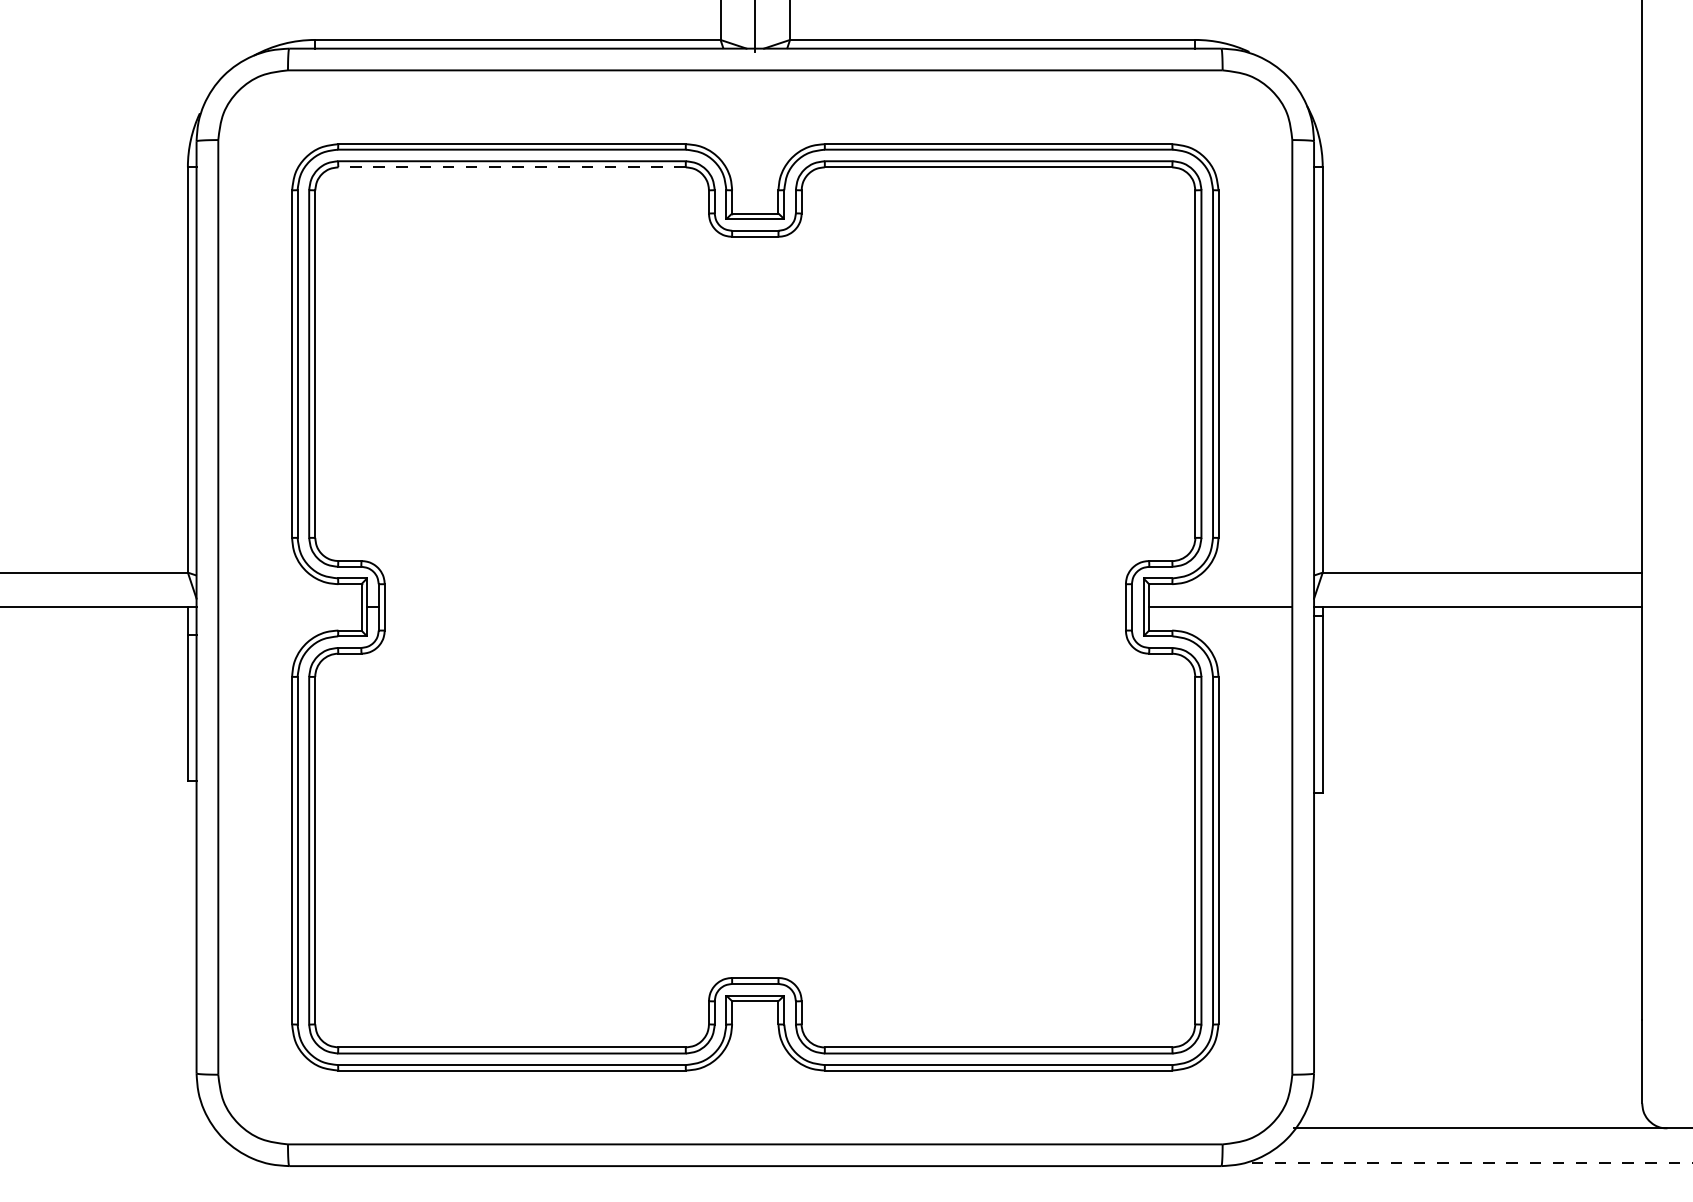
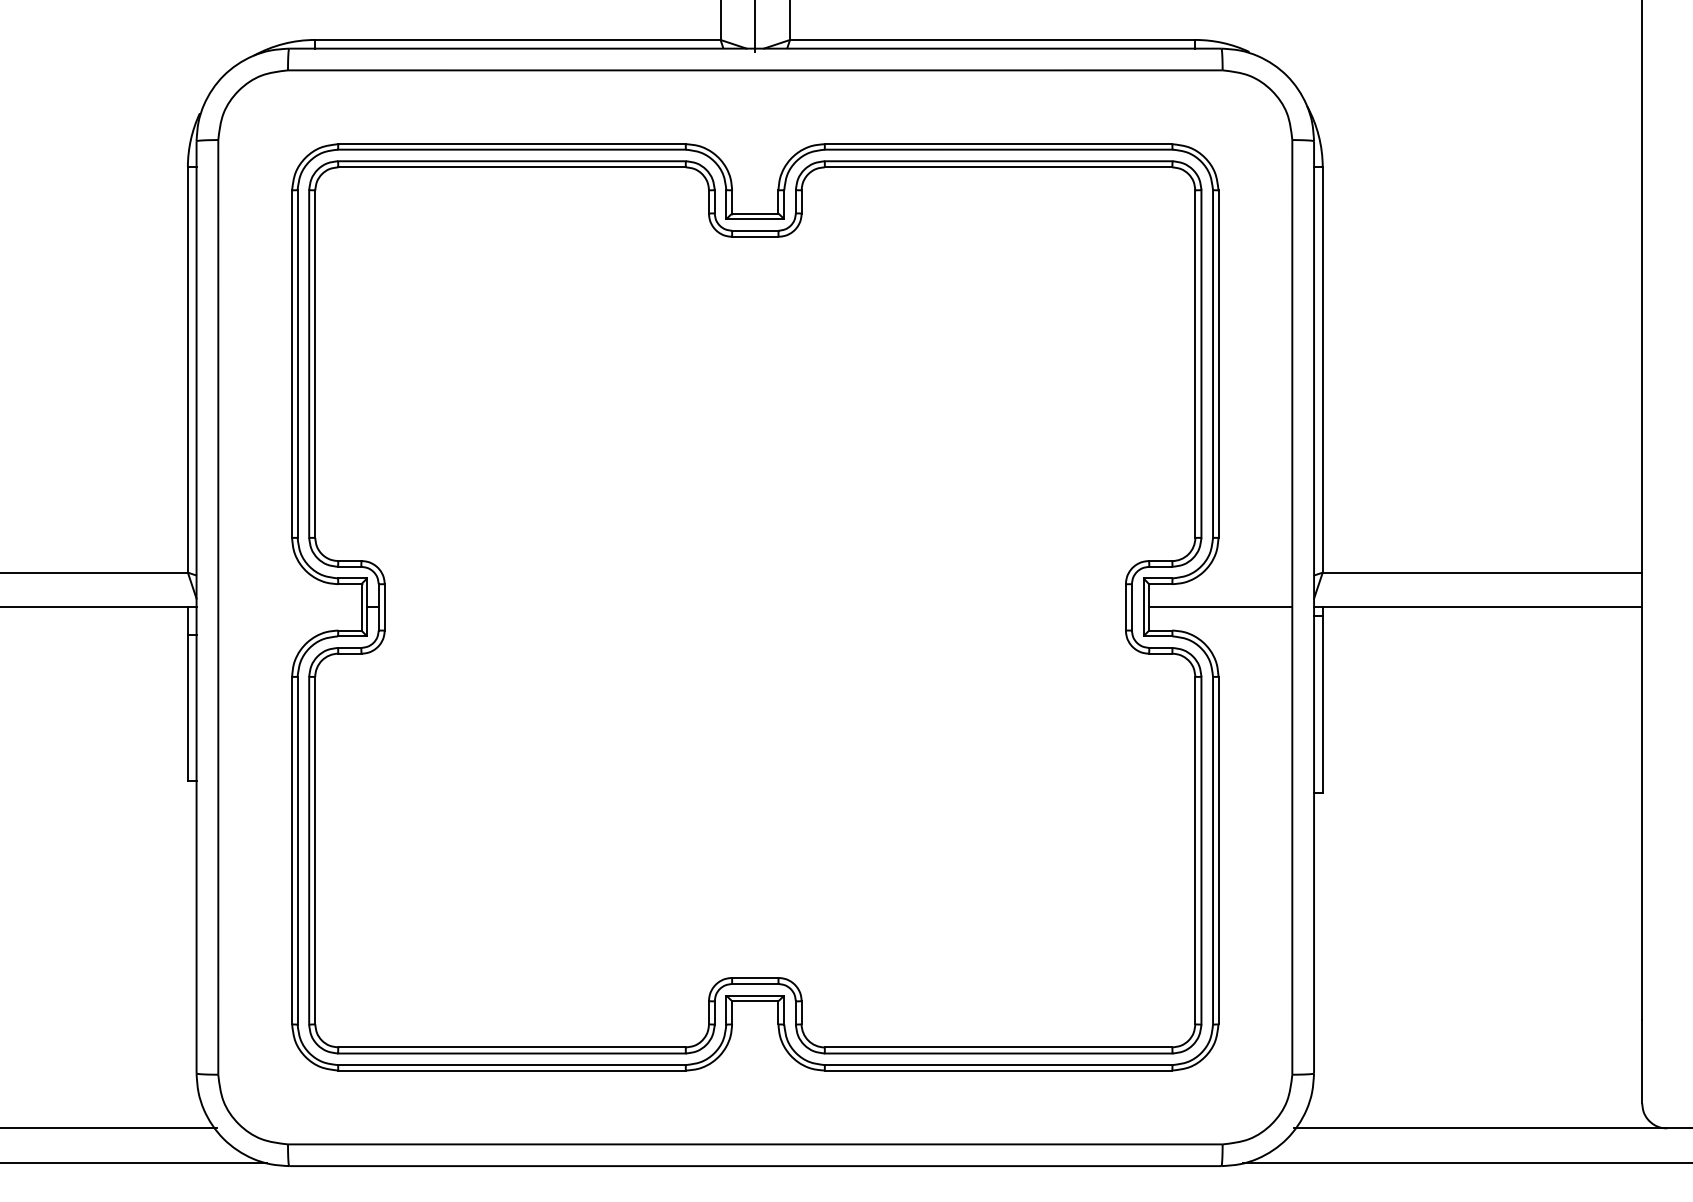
line: dashed -> solid (512, 167)
line: none -> present (109, 1128)
line: none -> present (134, 1163)
line: dashed -> solid (1467, 1163)
